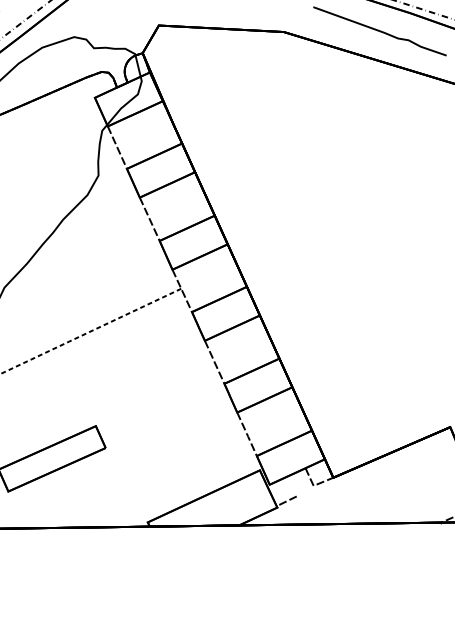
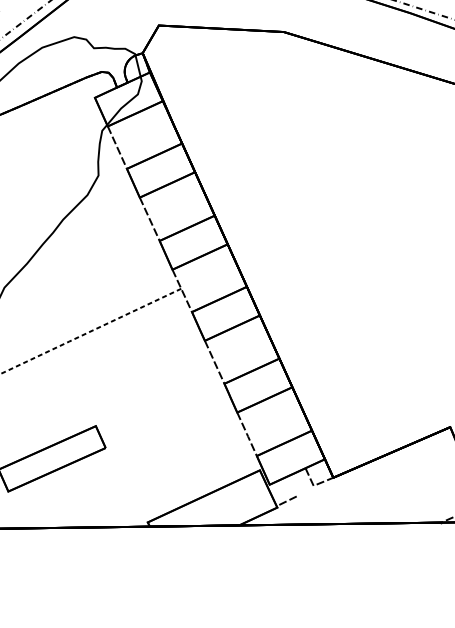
curve: present -> none (379, 31)
